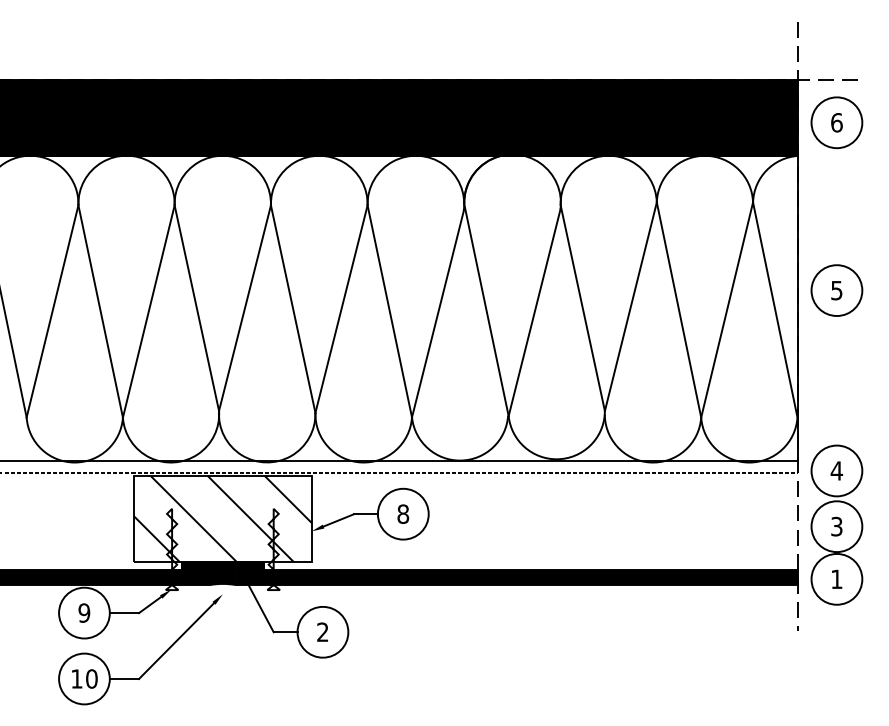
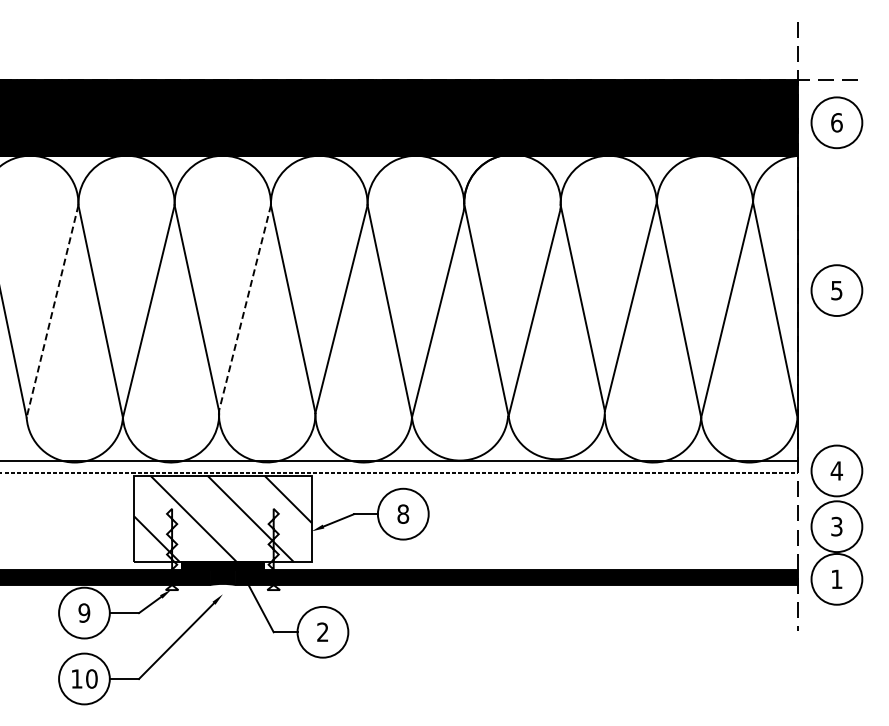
line: solid -> dashed (245, 308)
line: solid -> dashed (52, 311)
